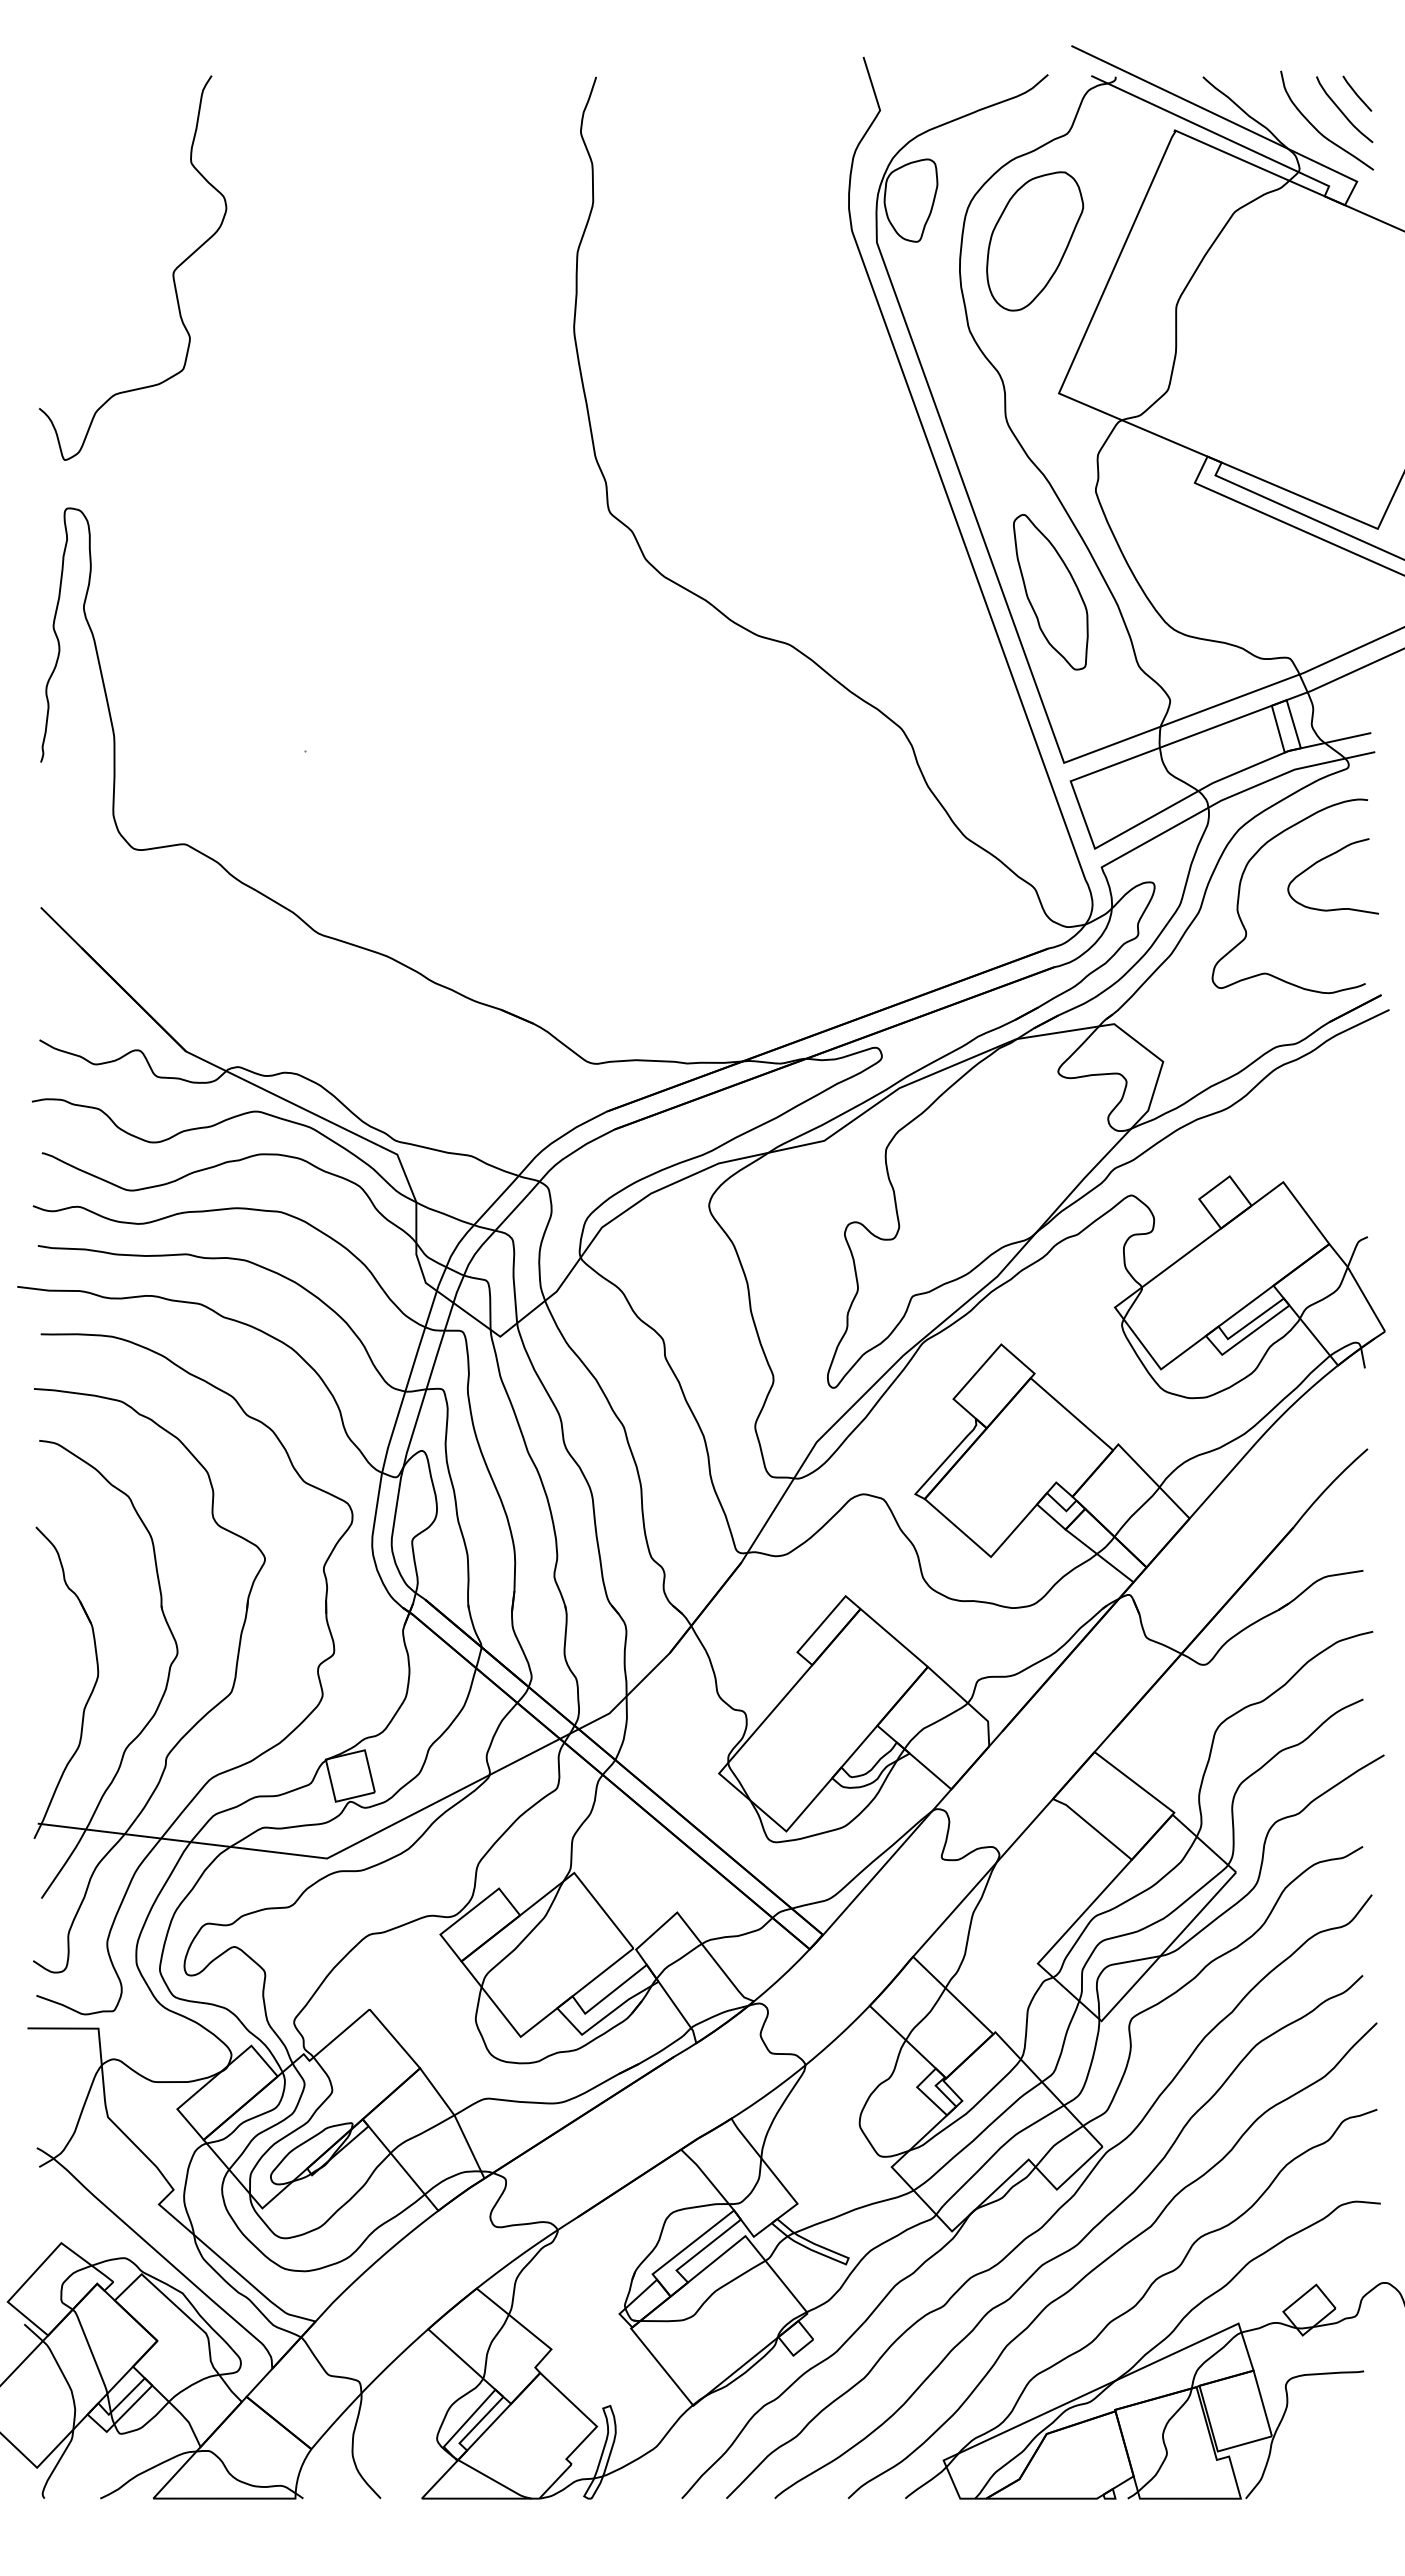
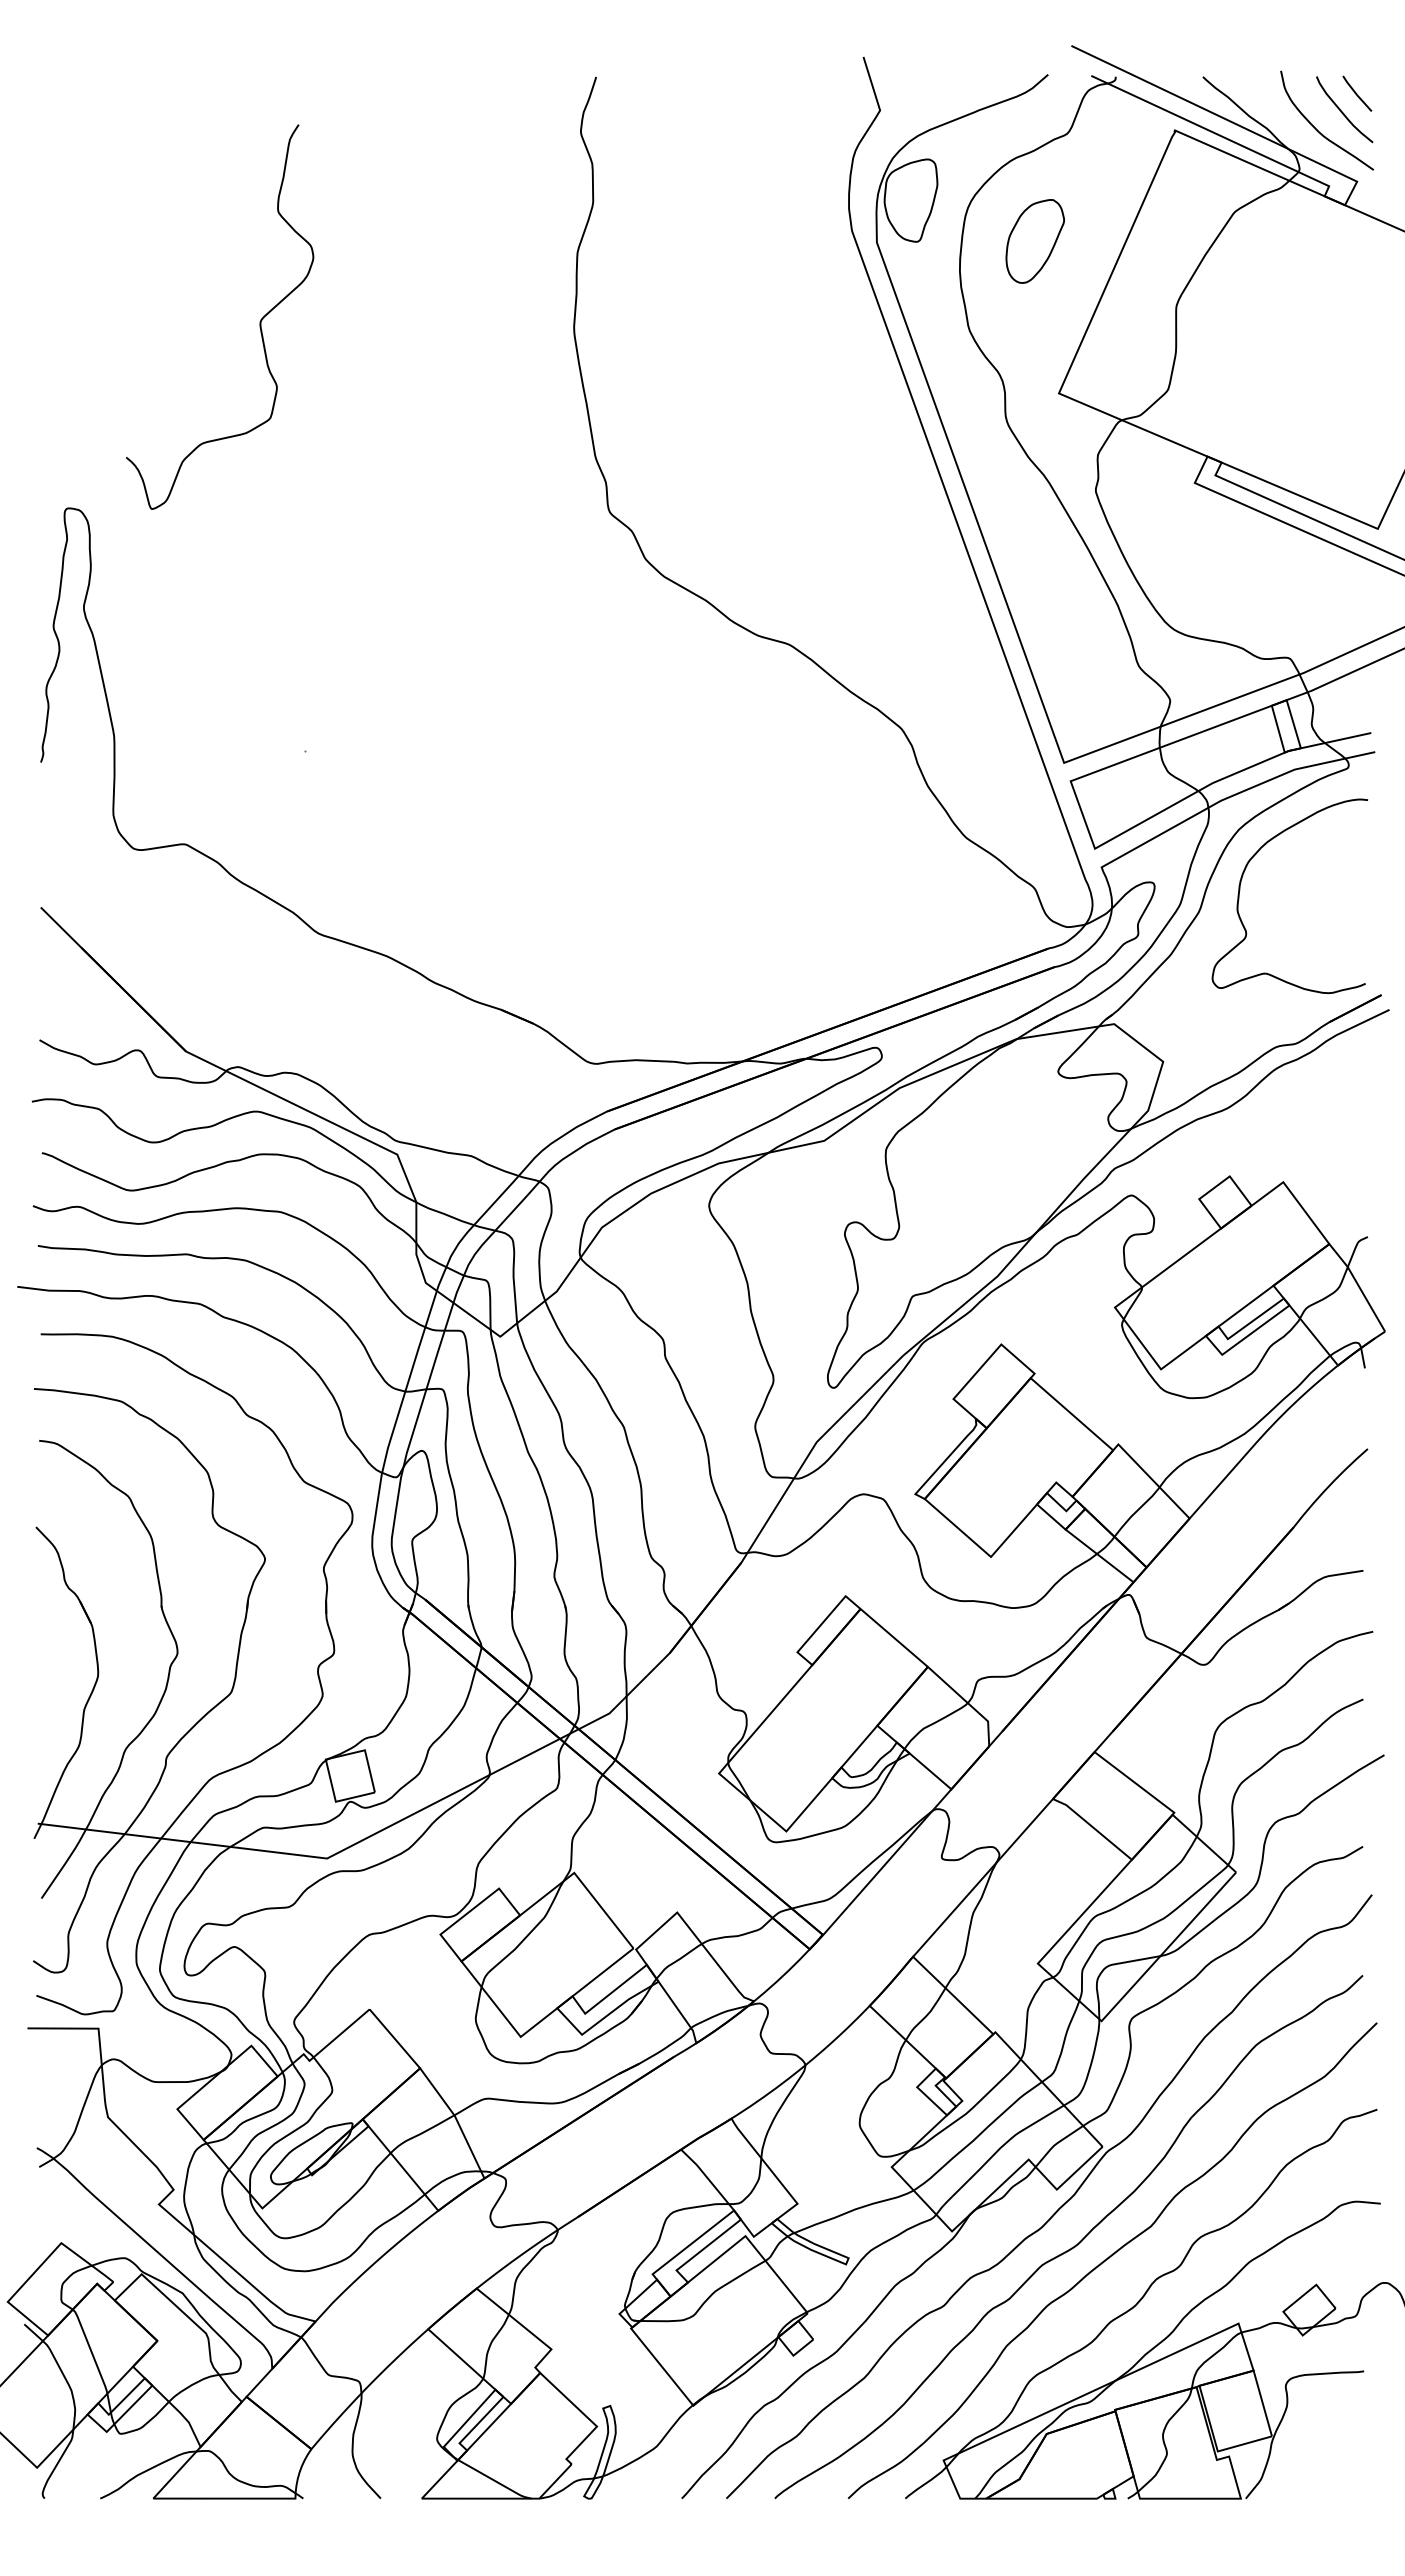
part size: 99x141 px -> 60x85 px (1034, 241)
curve position: (172, 272) -> (259, 321) (259, 321)
part: present -> none (1050, 592)
curve: present -> none (1324, 859)
